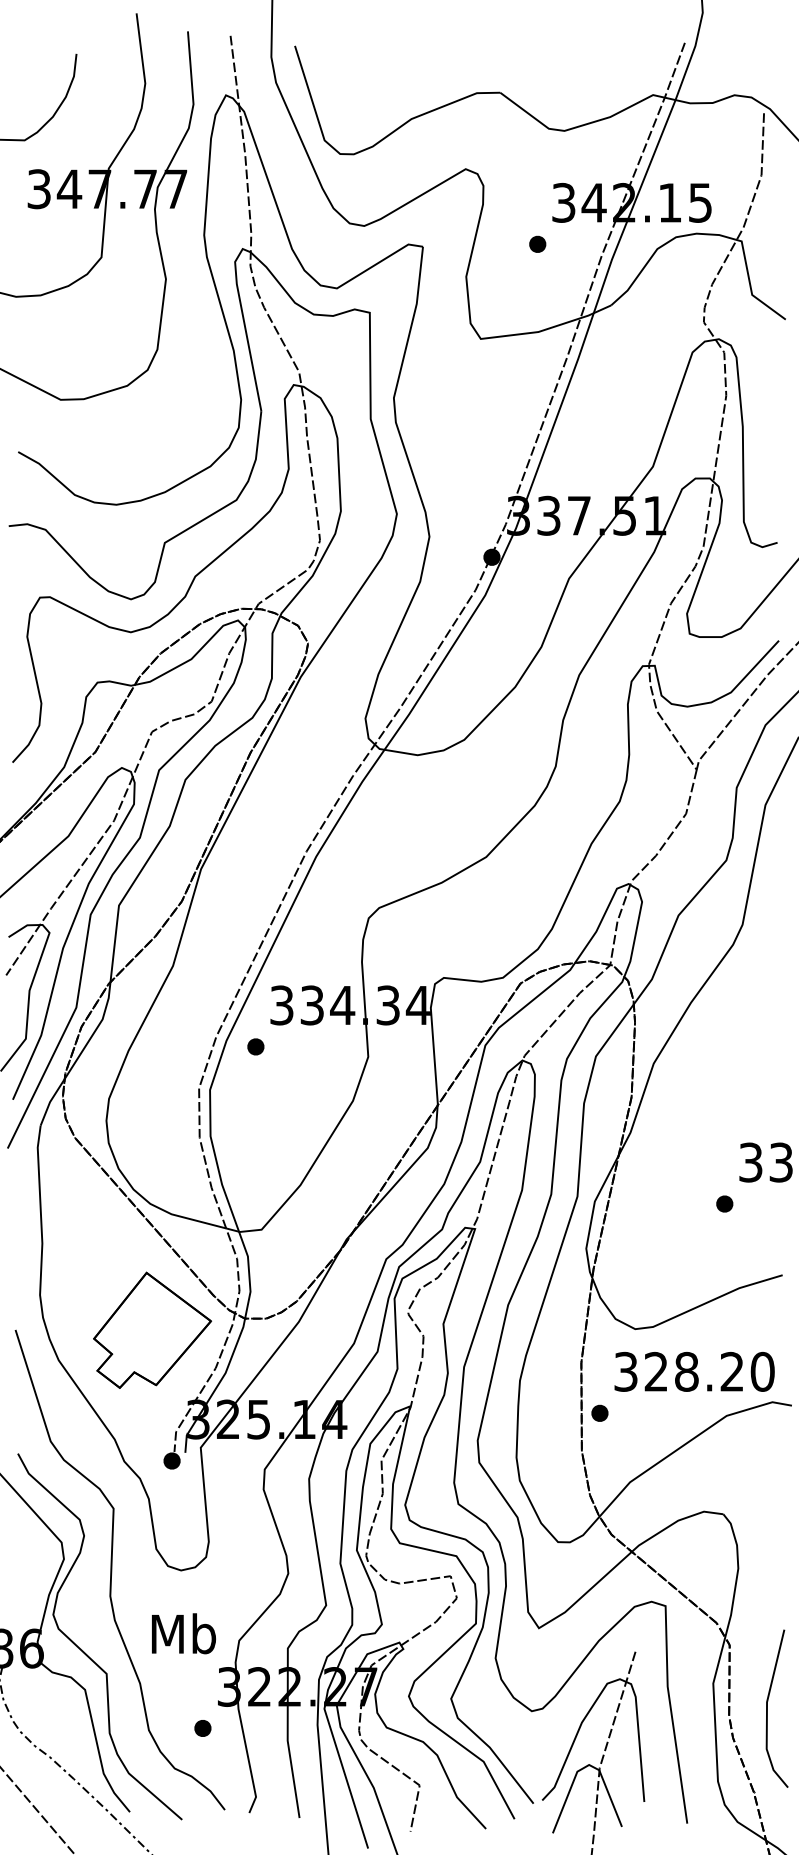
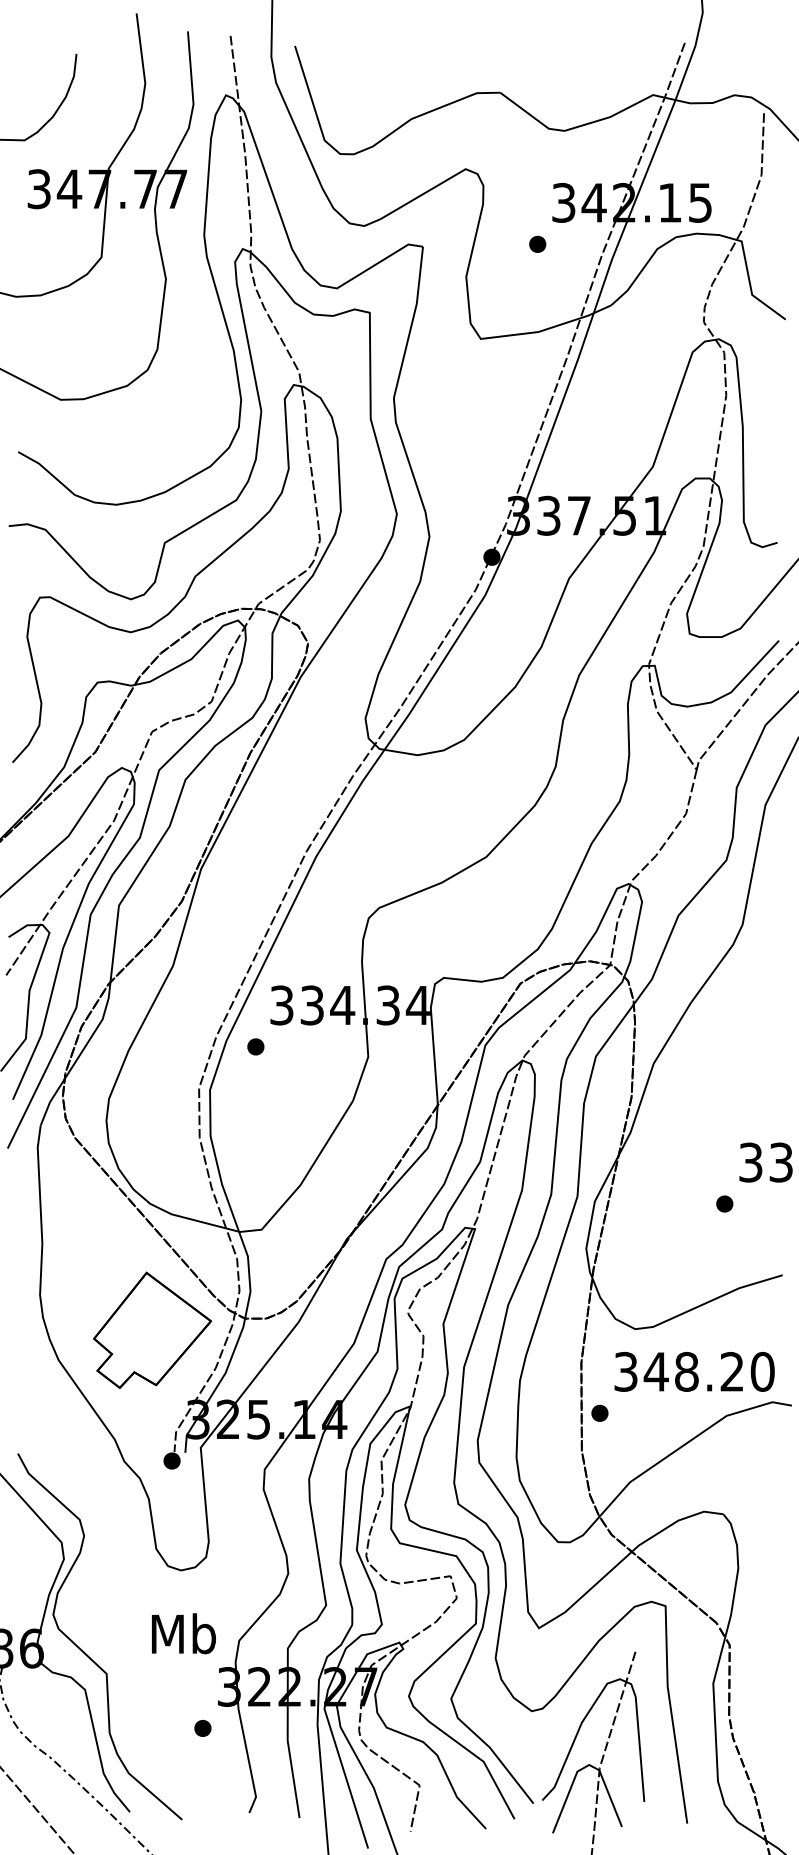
text: 328.20 -> 348.20 (655, 1371)
curve: present -> none (112, 1569)
line: present -> none (767, 1708)
